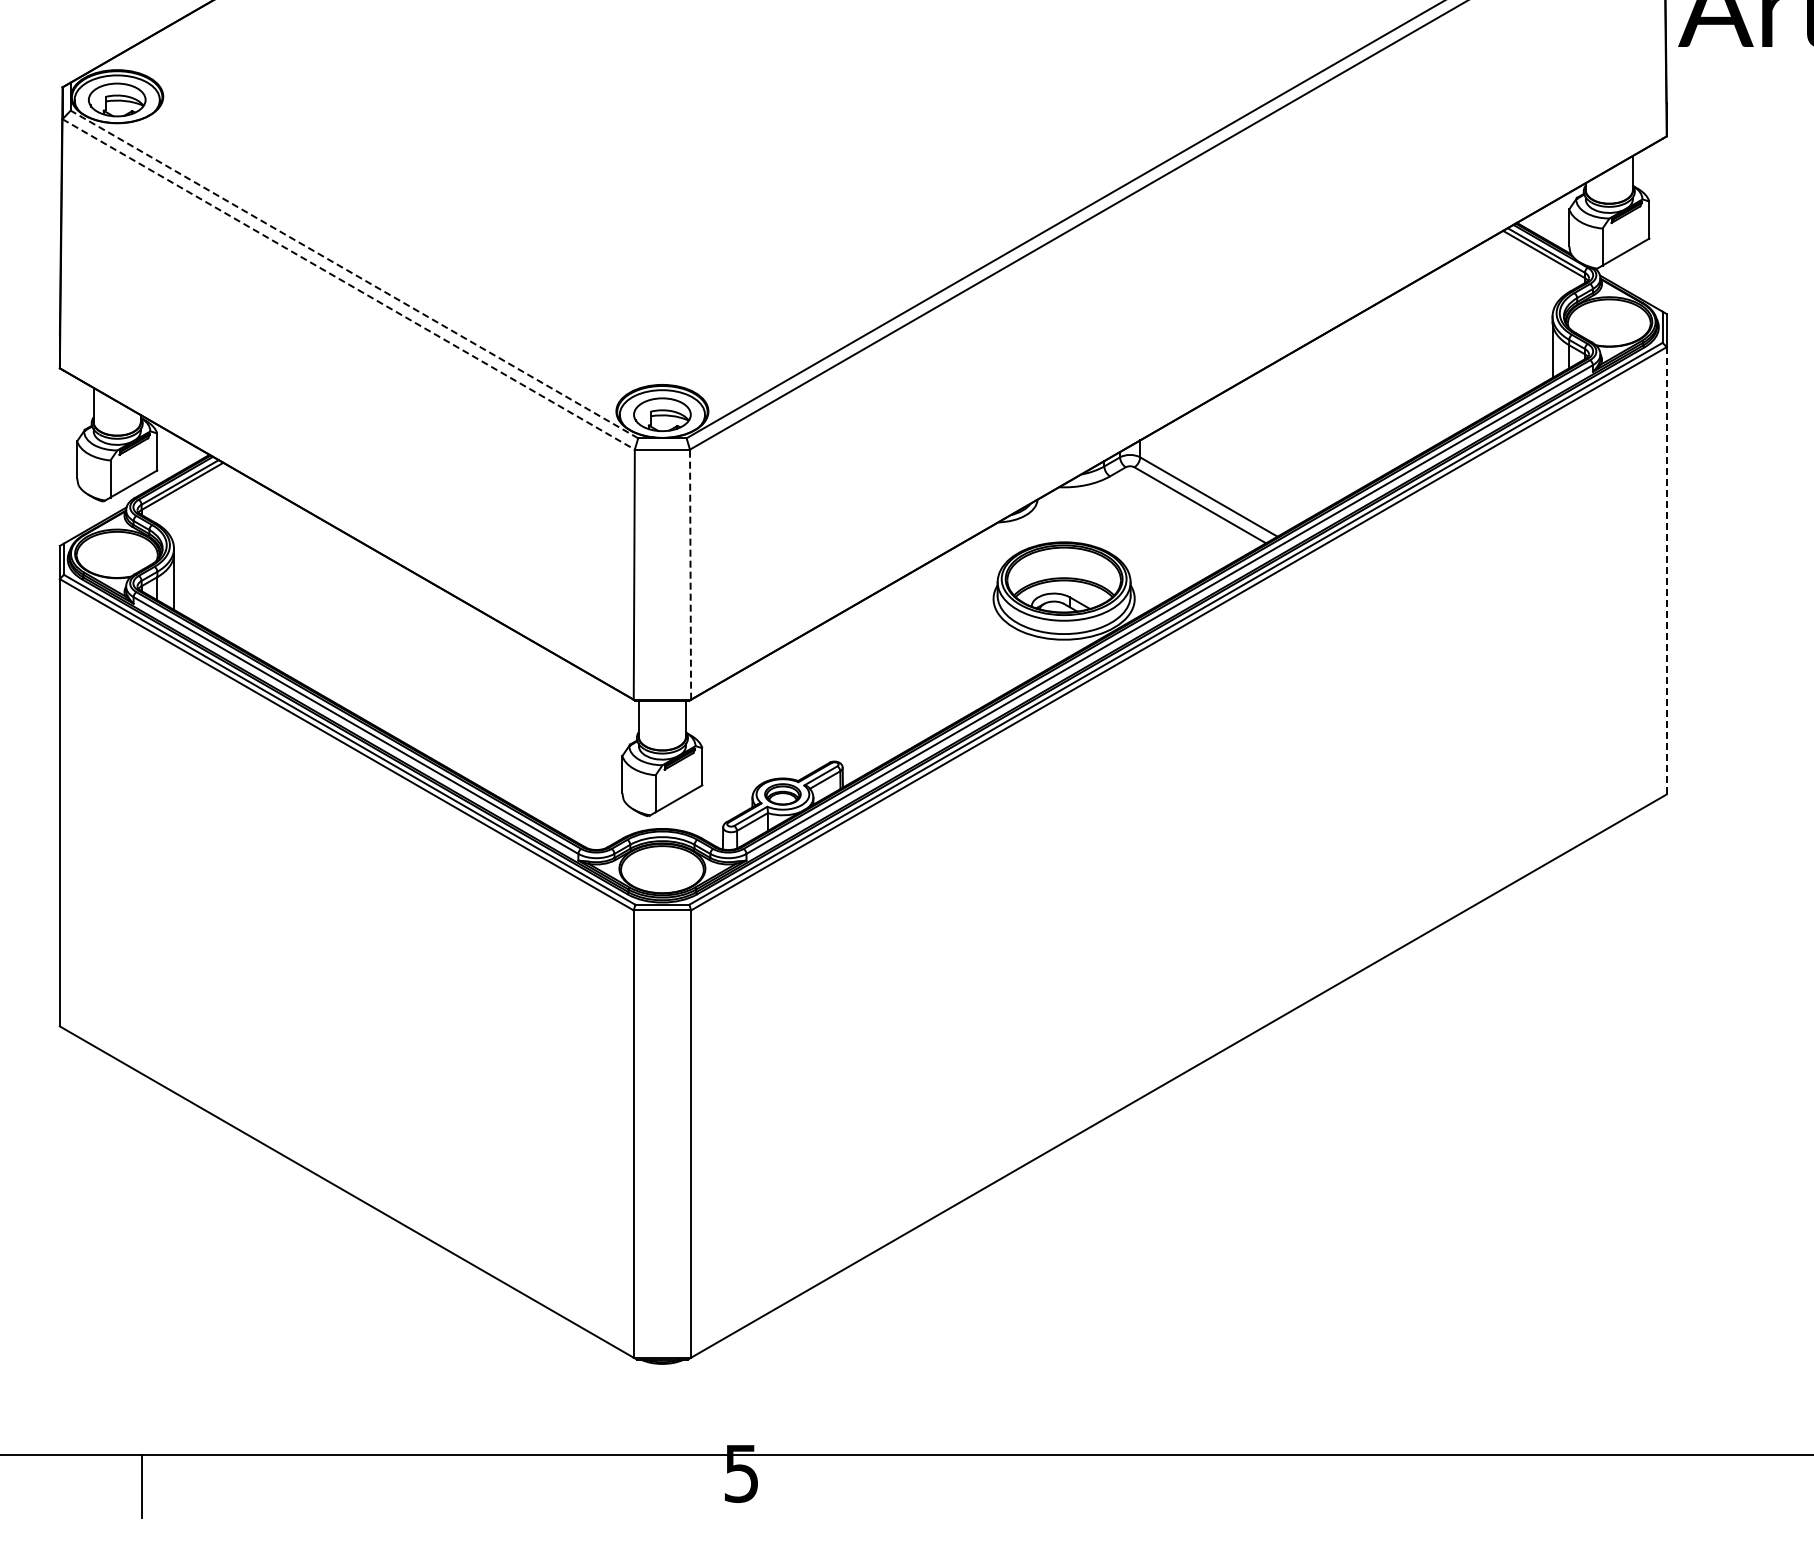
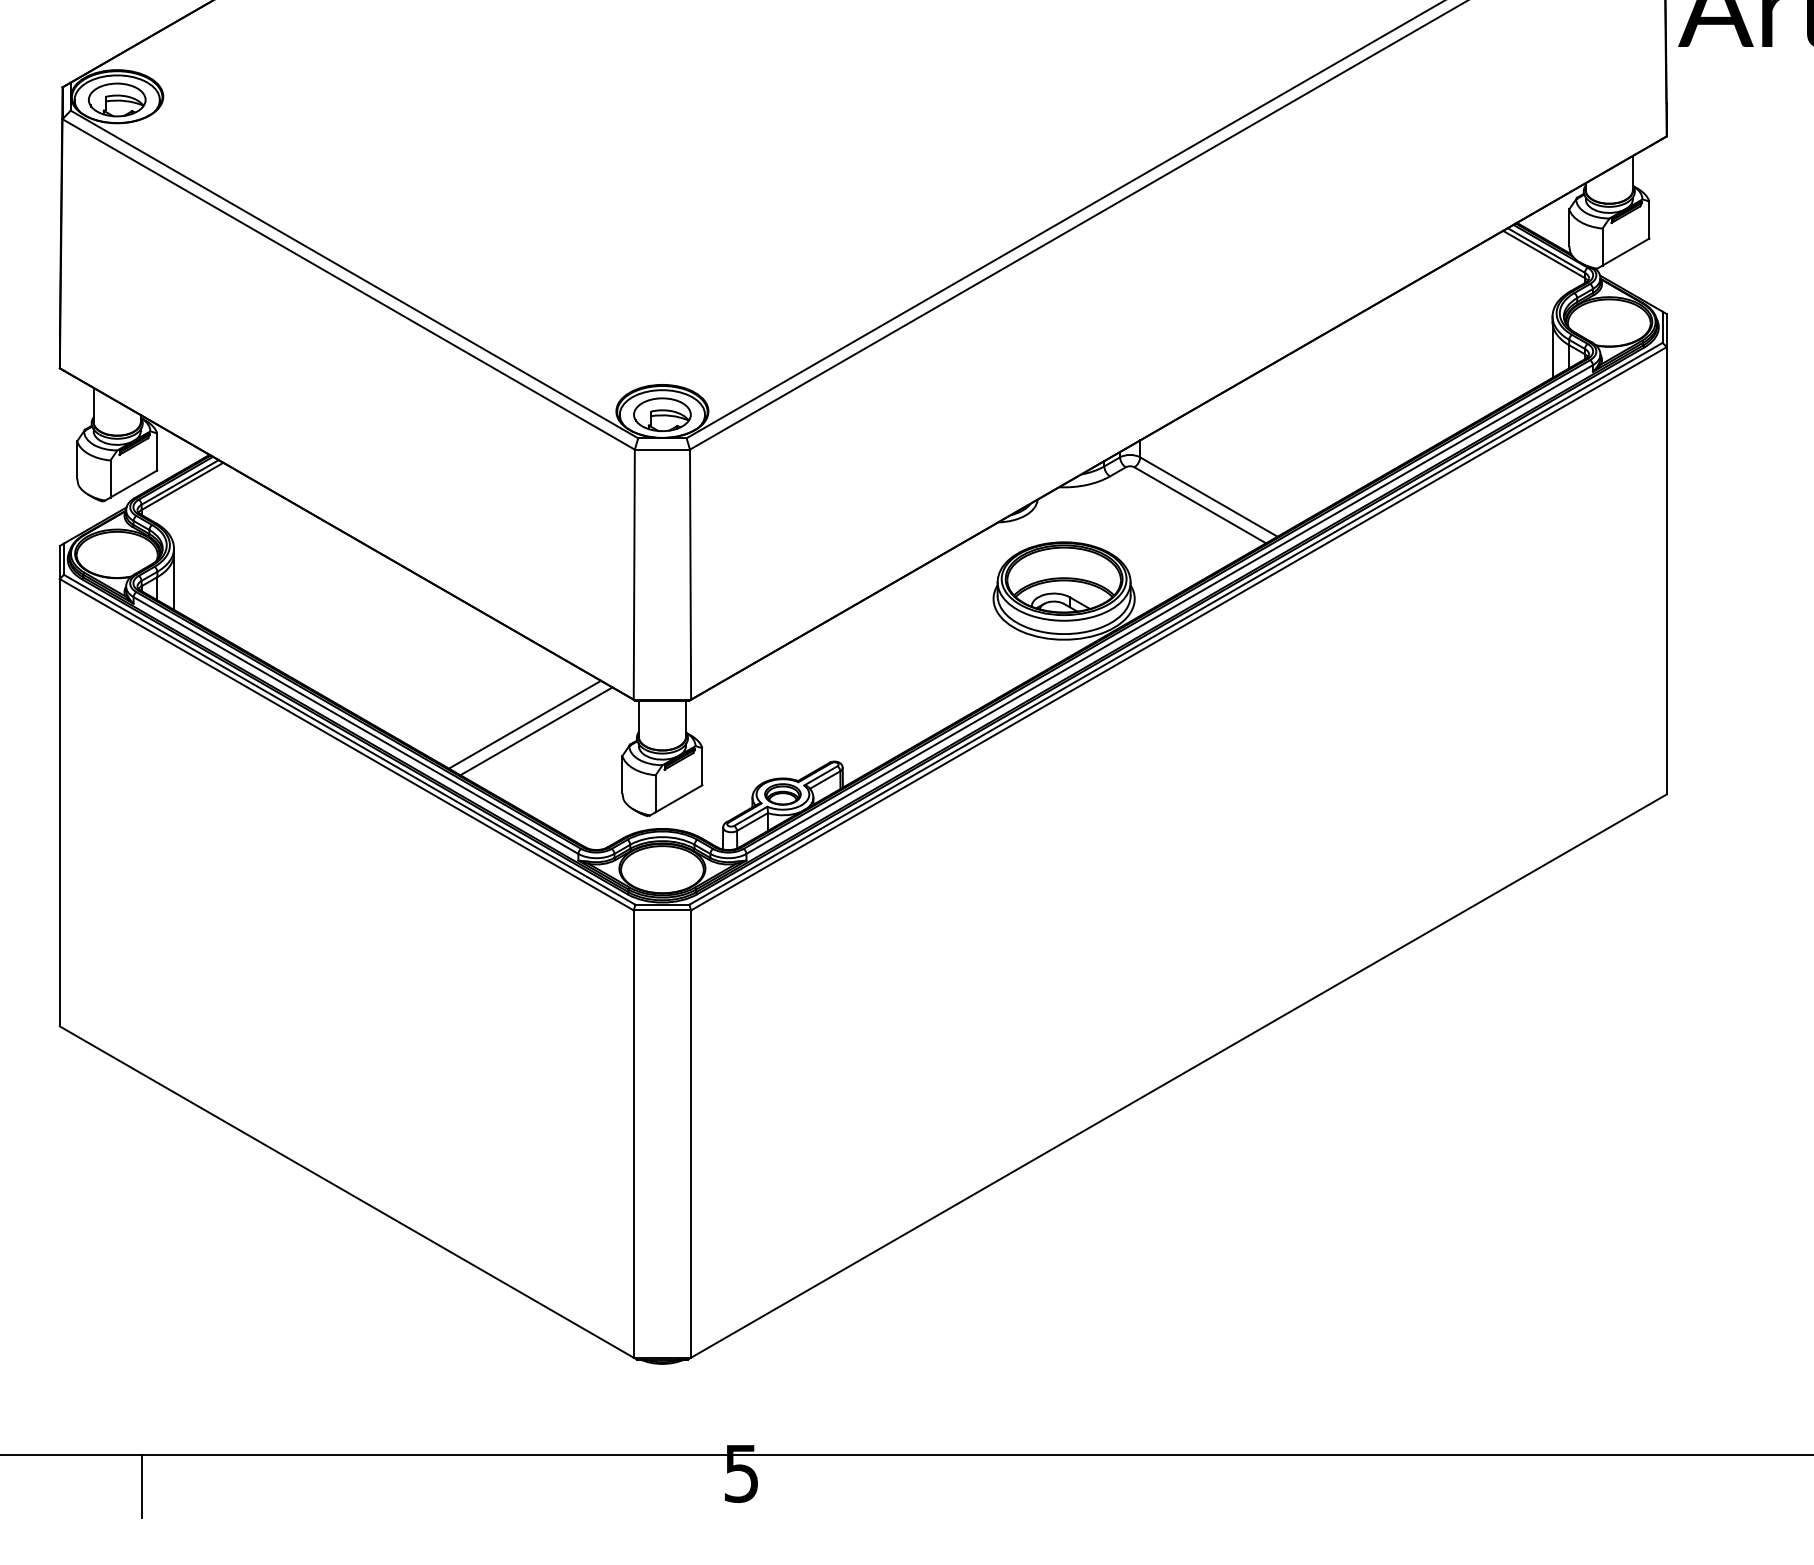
line: dashed -> solid (354, 274)
line: dashed -> solid (349, 284)
line: dashed -> solid (1666, 570)
line: dashed -> solid (690, 574)
line: none -> present (525, 724)
line: none -> present (536, 731)
